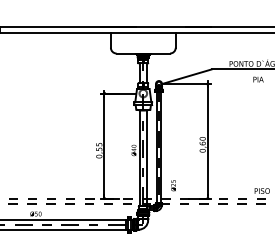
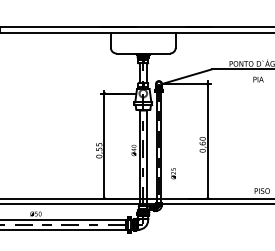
text position: (173, 185) -> (173, 173) (173, 173)
line: dashed -> solid (137, 198)
line: dashed -> solid (137, 204)
